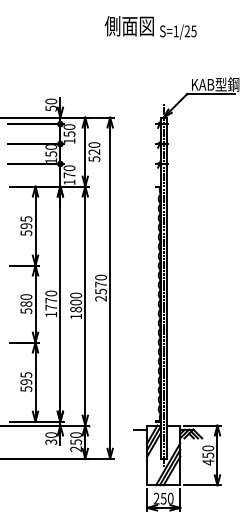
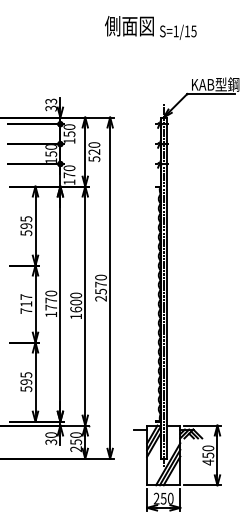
text: S=1/25 -> S=1/15 (187, 30)
text: 50 -> 33 (51, 104)
text: 580 -> 717 (26, 304)
text: 1800 -> 1600 (75, 309)
